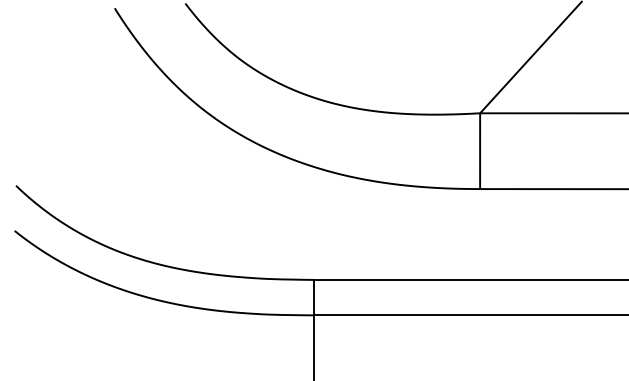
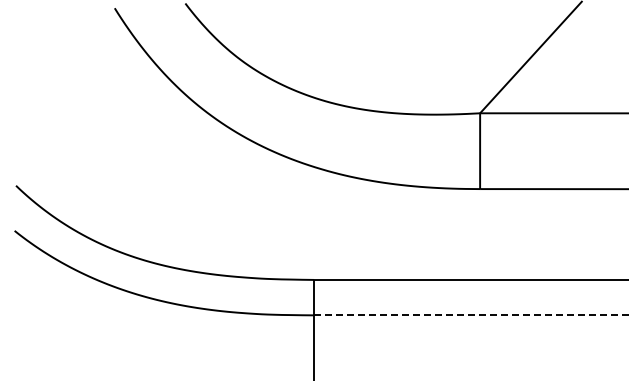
line: solid -> dashed (471, 315)
